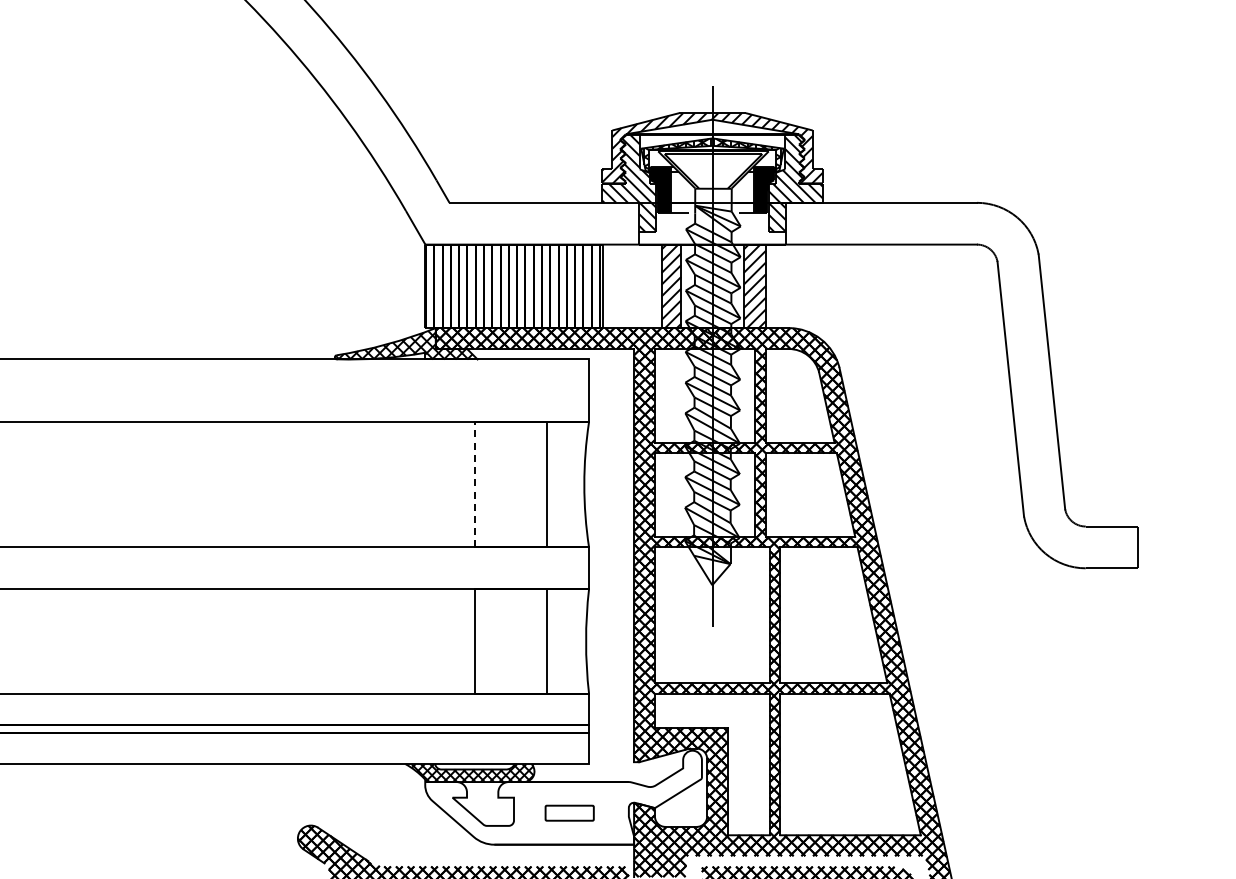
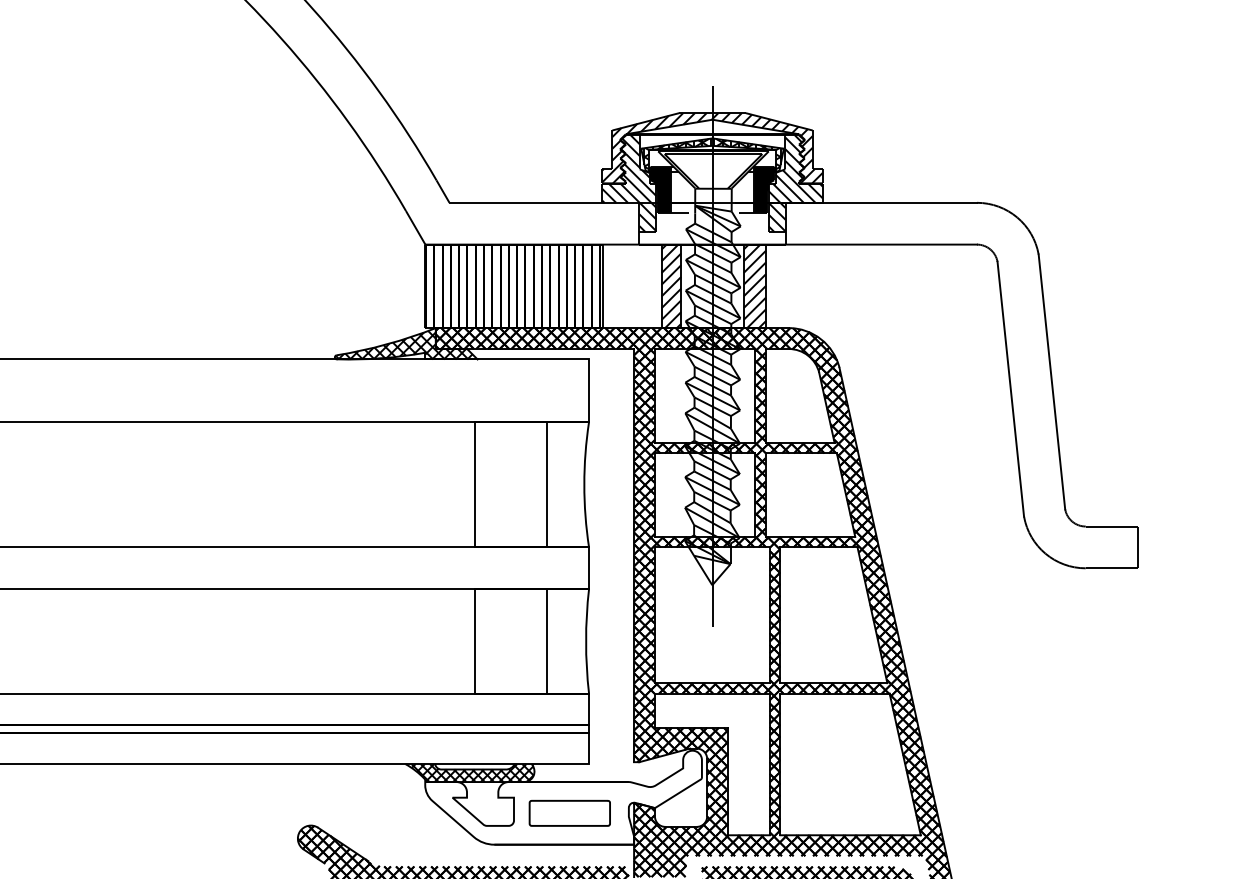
line: dashed -> solid (475, 484)
part size: 51x18 px -> 83x28 px (569, 812)
